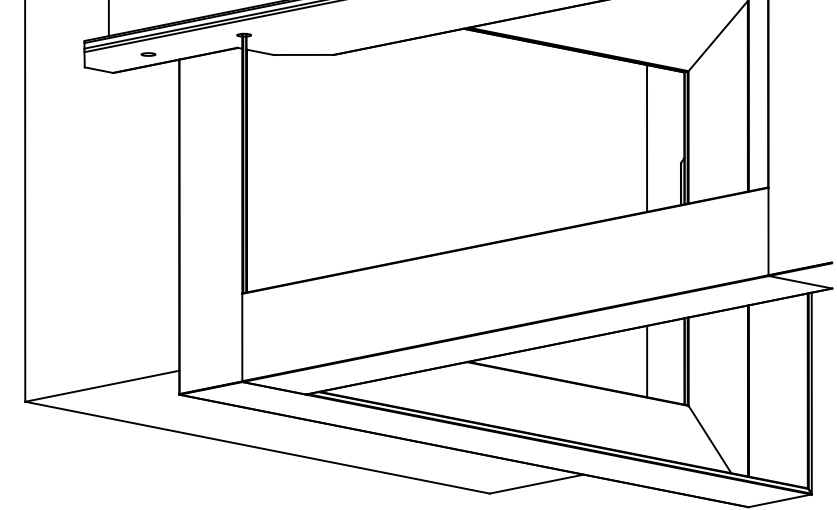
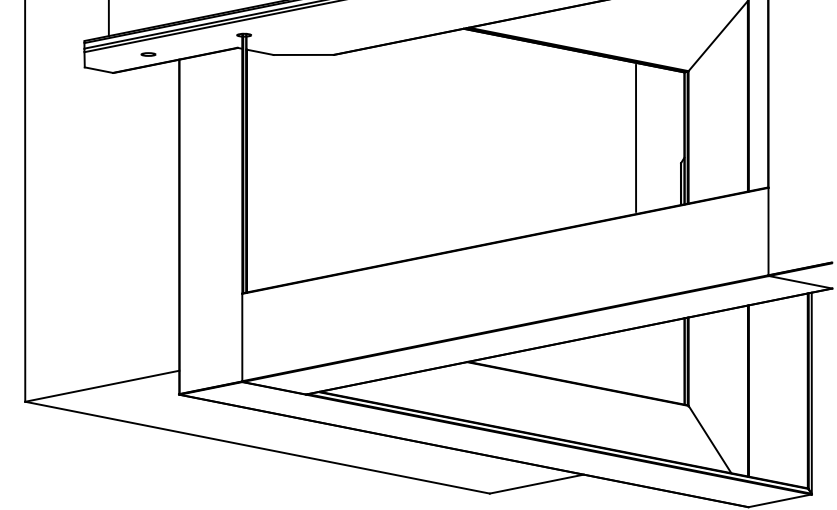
line position: (647, 138) -> (636, 138) (636, 138)
line: present -> none (647, 361)
